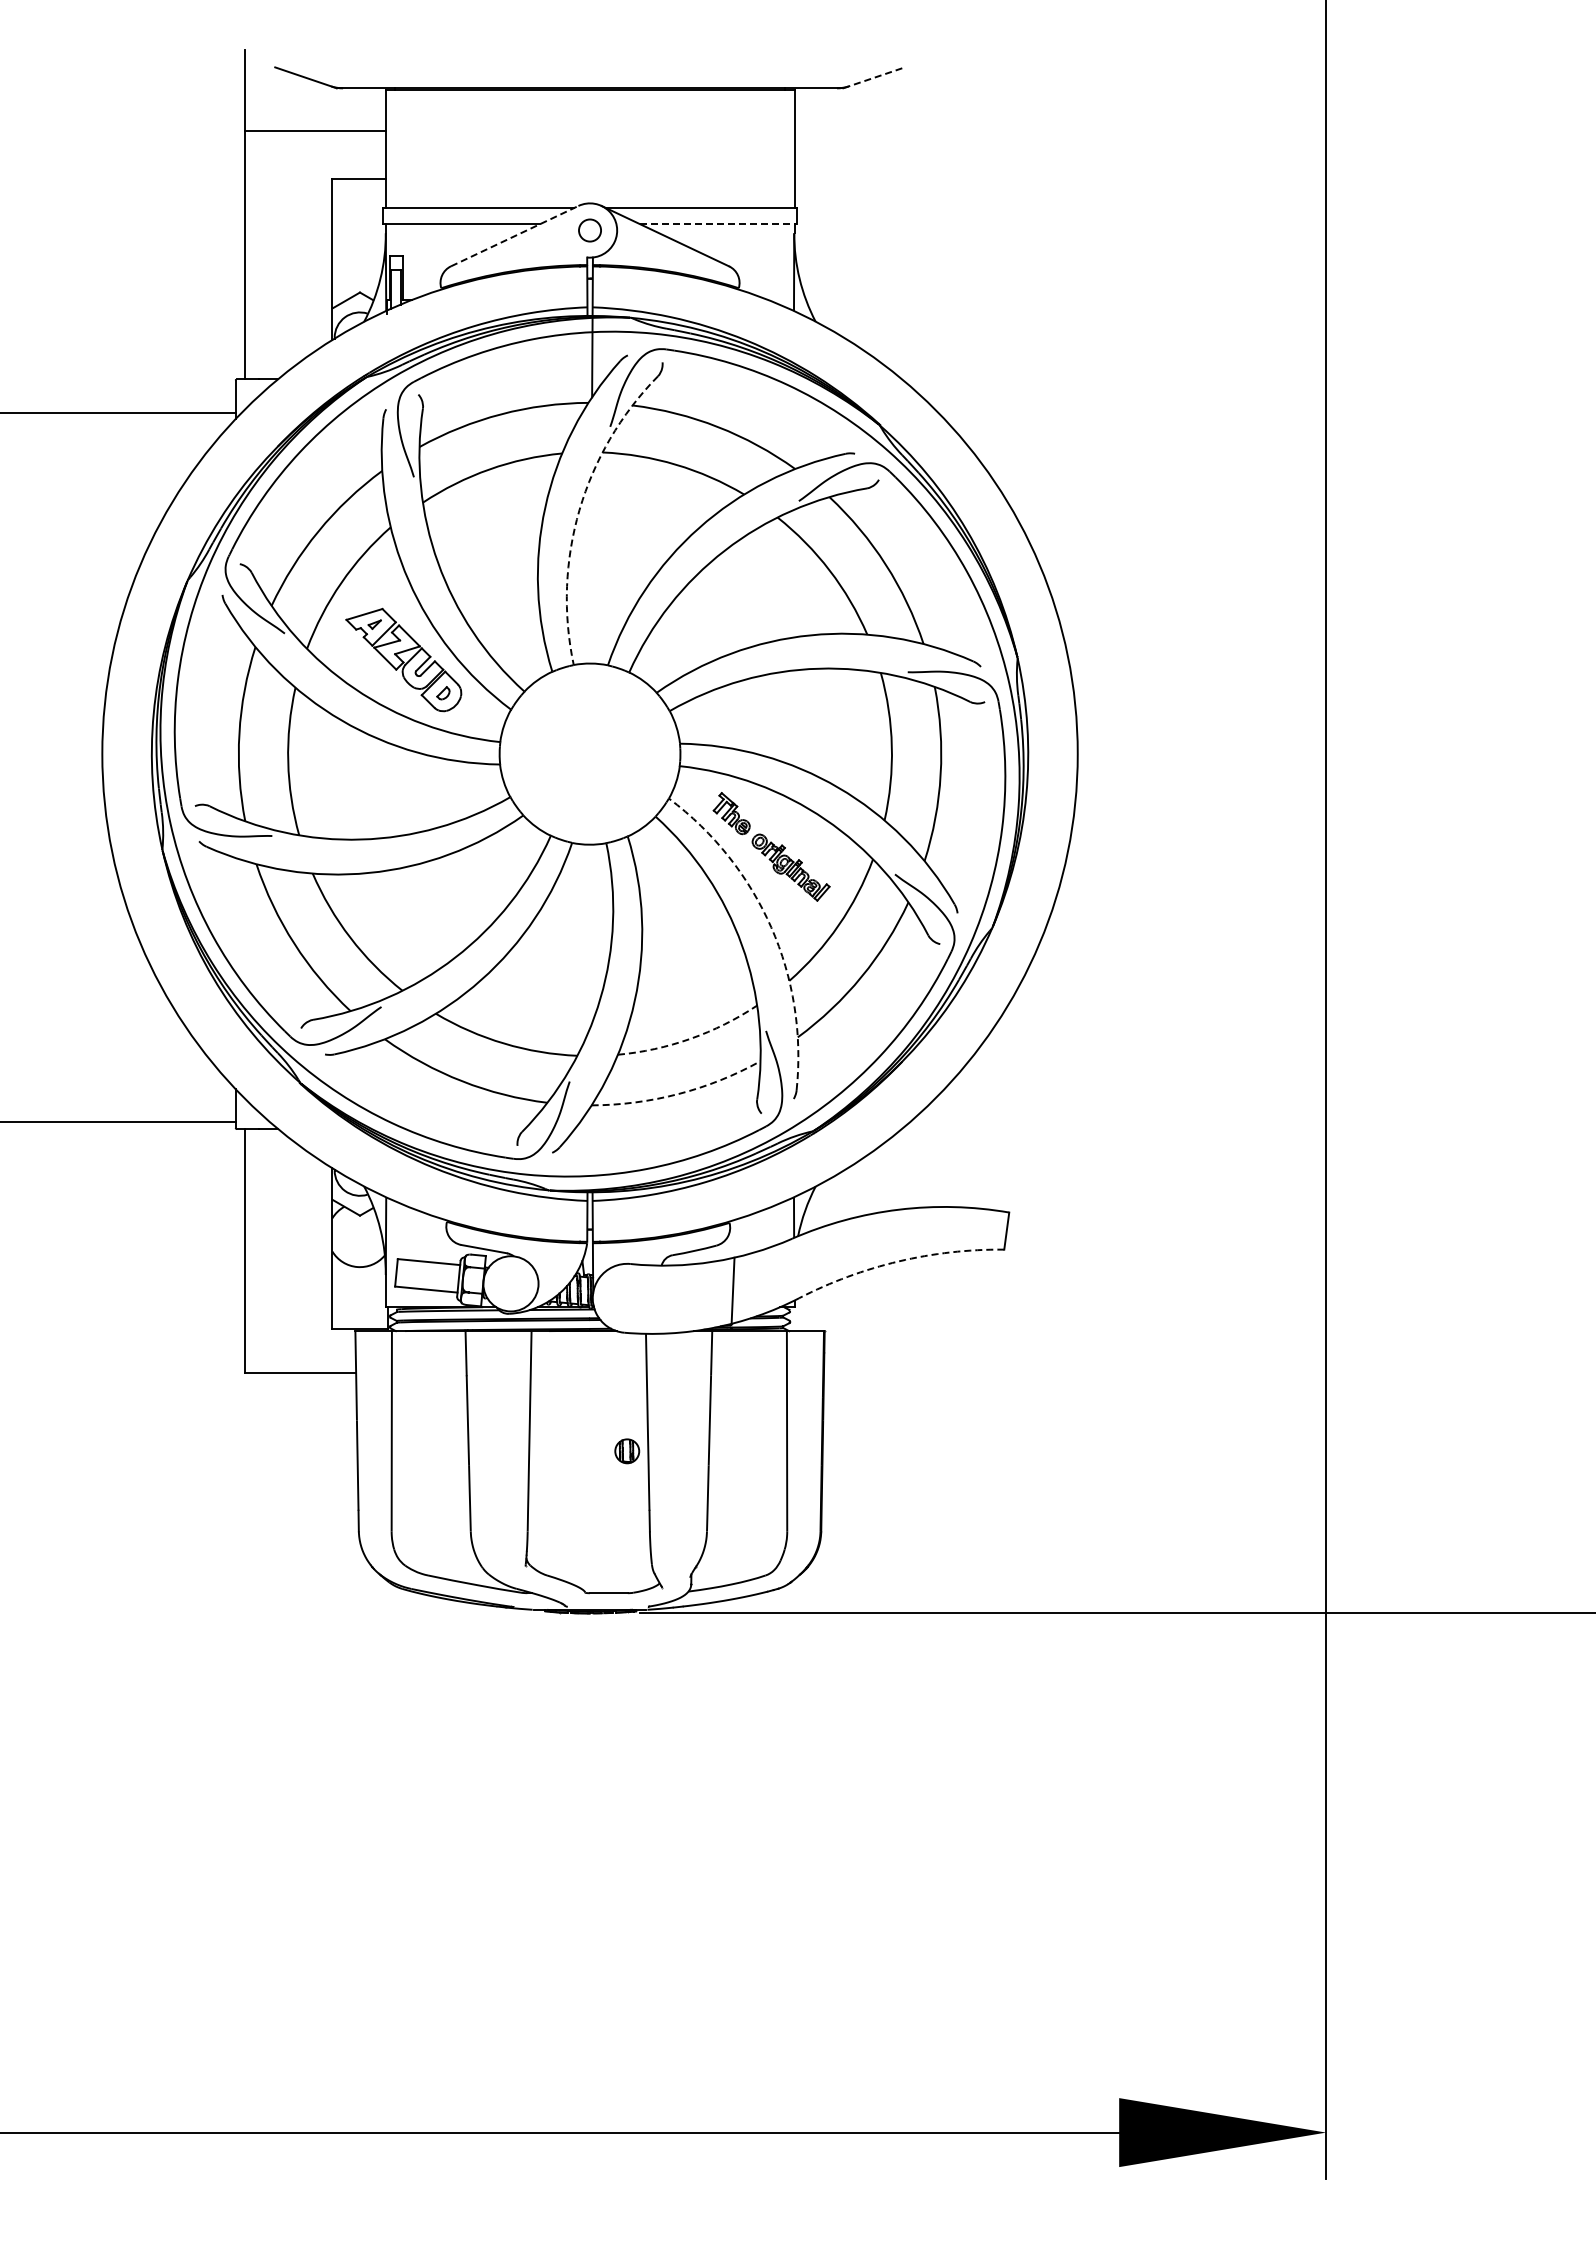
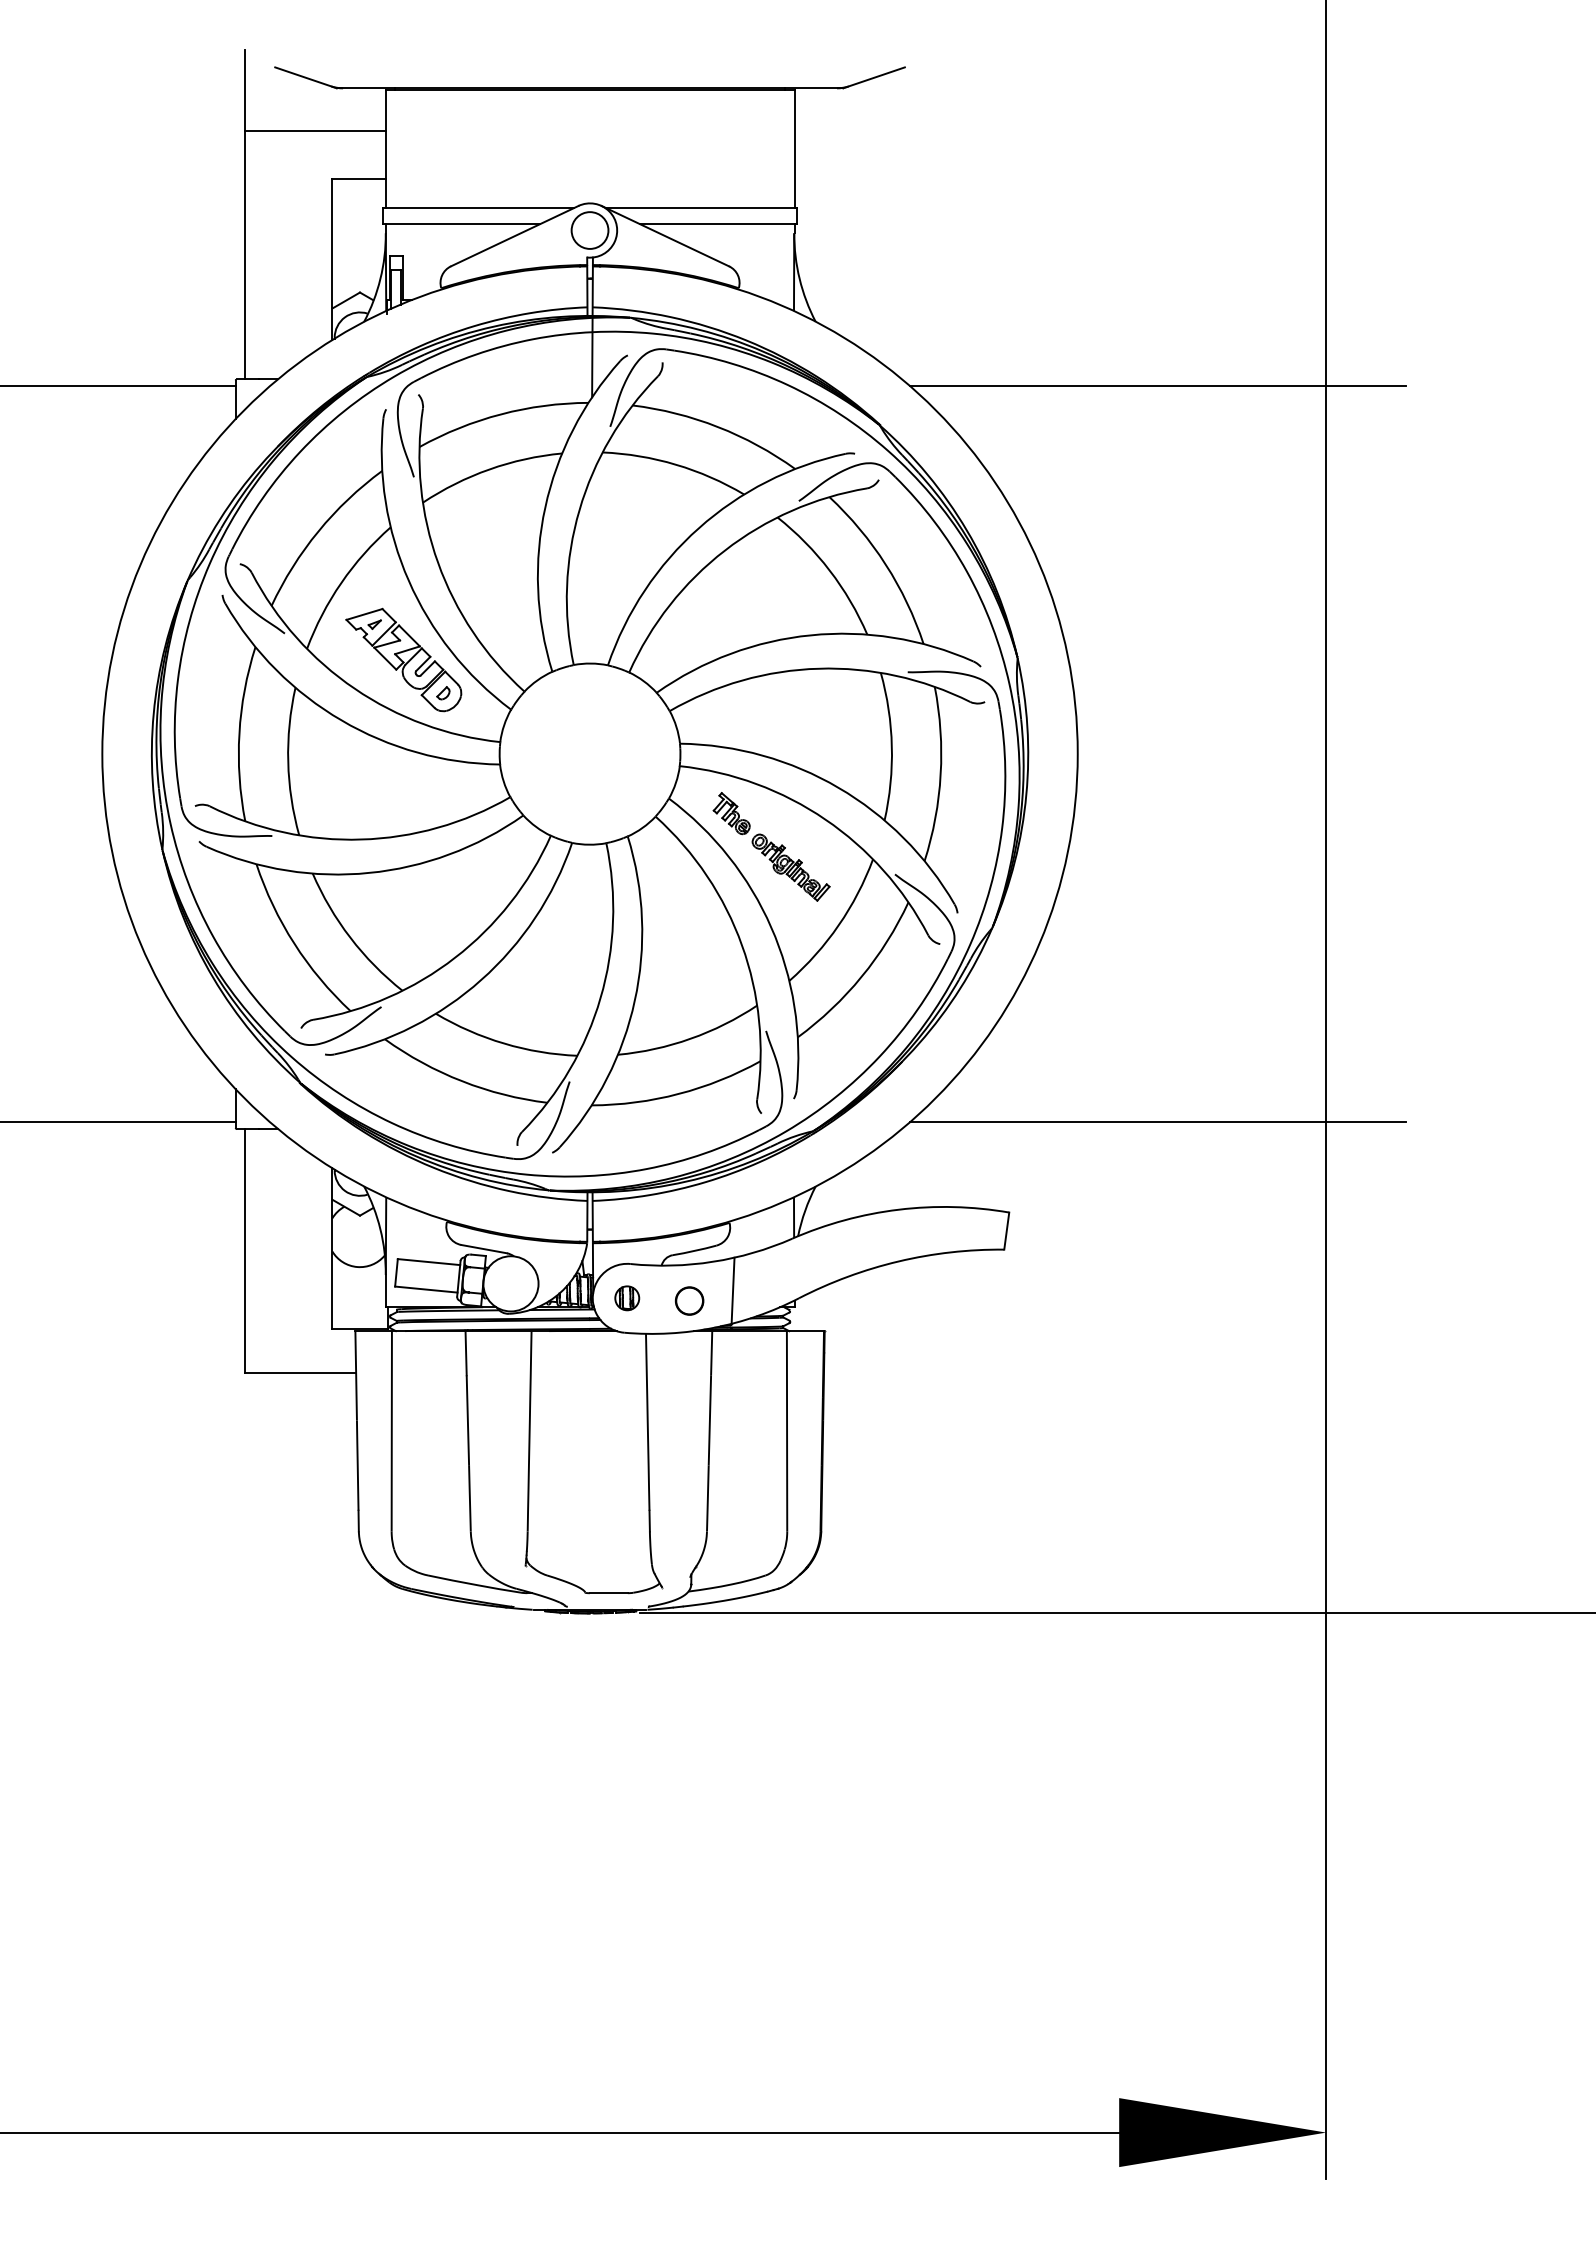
line: dashed -> solid (874, 77)
line: dashed -> solid (718, 224)
circle diameter: 22 px -> 37 px (589, 230)
line: dashed -> solid (515, 235)
line: none -> present (1157, 386)
line position: (118, 413) -> (118, 386) (118, 386)
arc: dashed -> solid (579, 510)
arc: dashed -> solid (771, 927)
arc: dashed -> solid (690, 1038)
arc: dashed -> solid (678, 1093)
line: none -> present (1157, 1122)
arc: dashed -> solid (898, 1261)
part: none -> present (689, 1300)
part position: (627, 1451) -> (627, 1298) (627, 1298)
